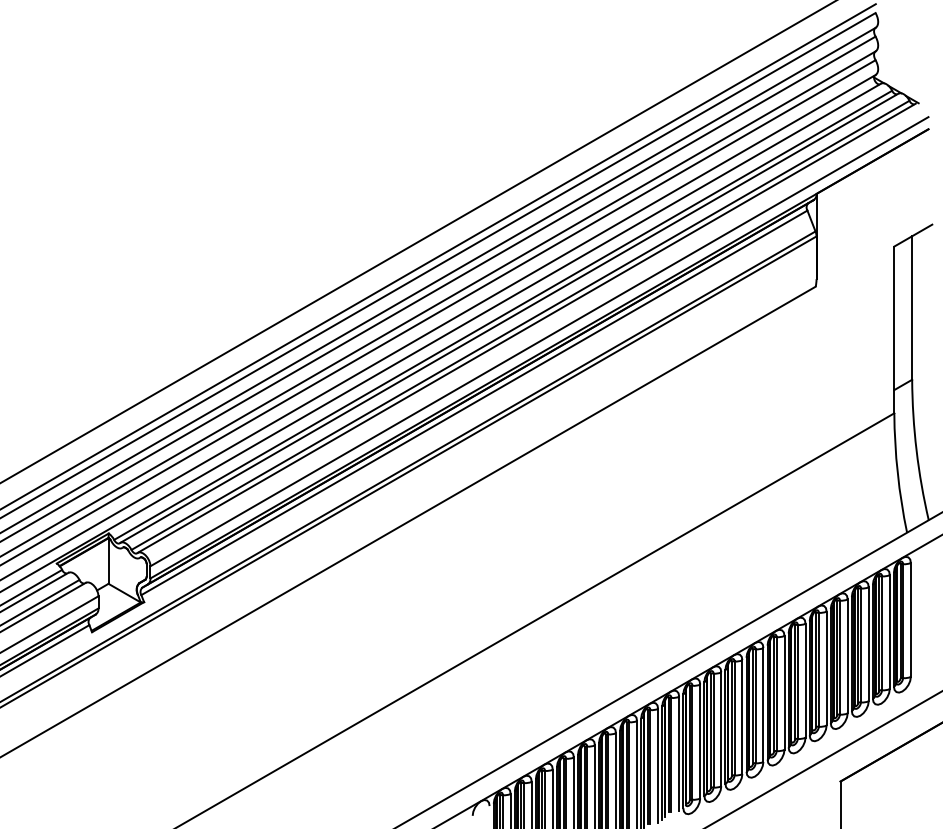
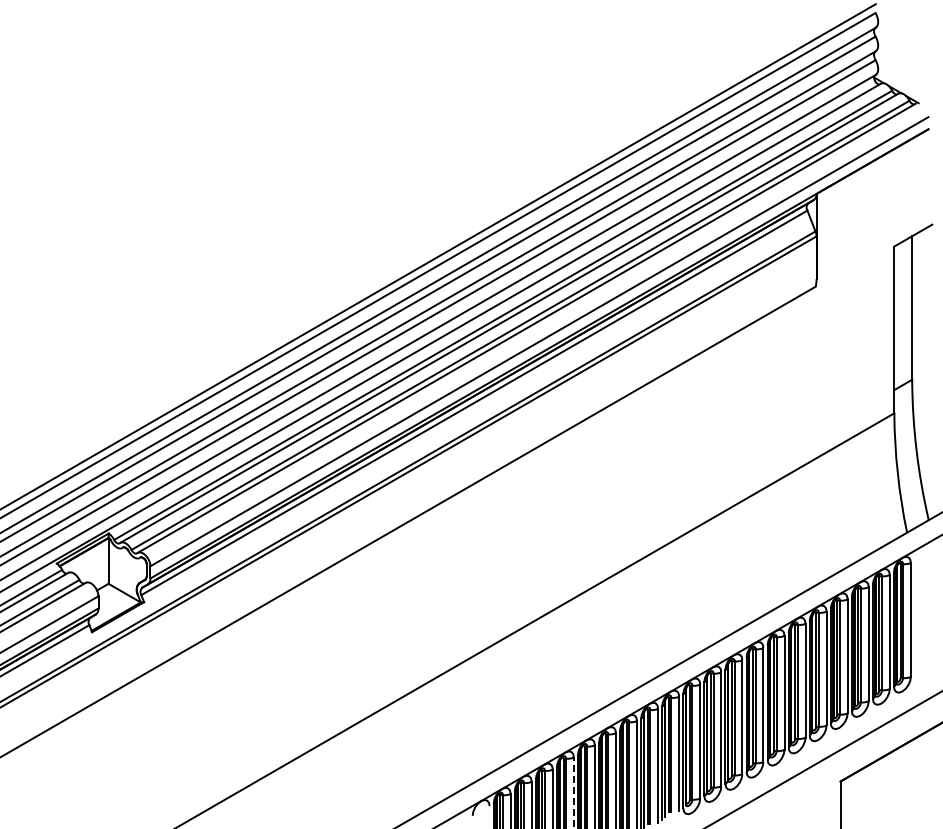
line: present -> none (417, 241)
line: solid -> dashed (573, 792)
